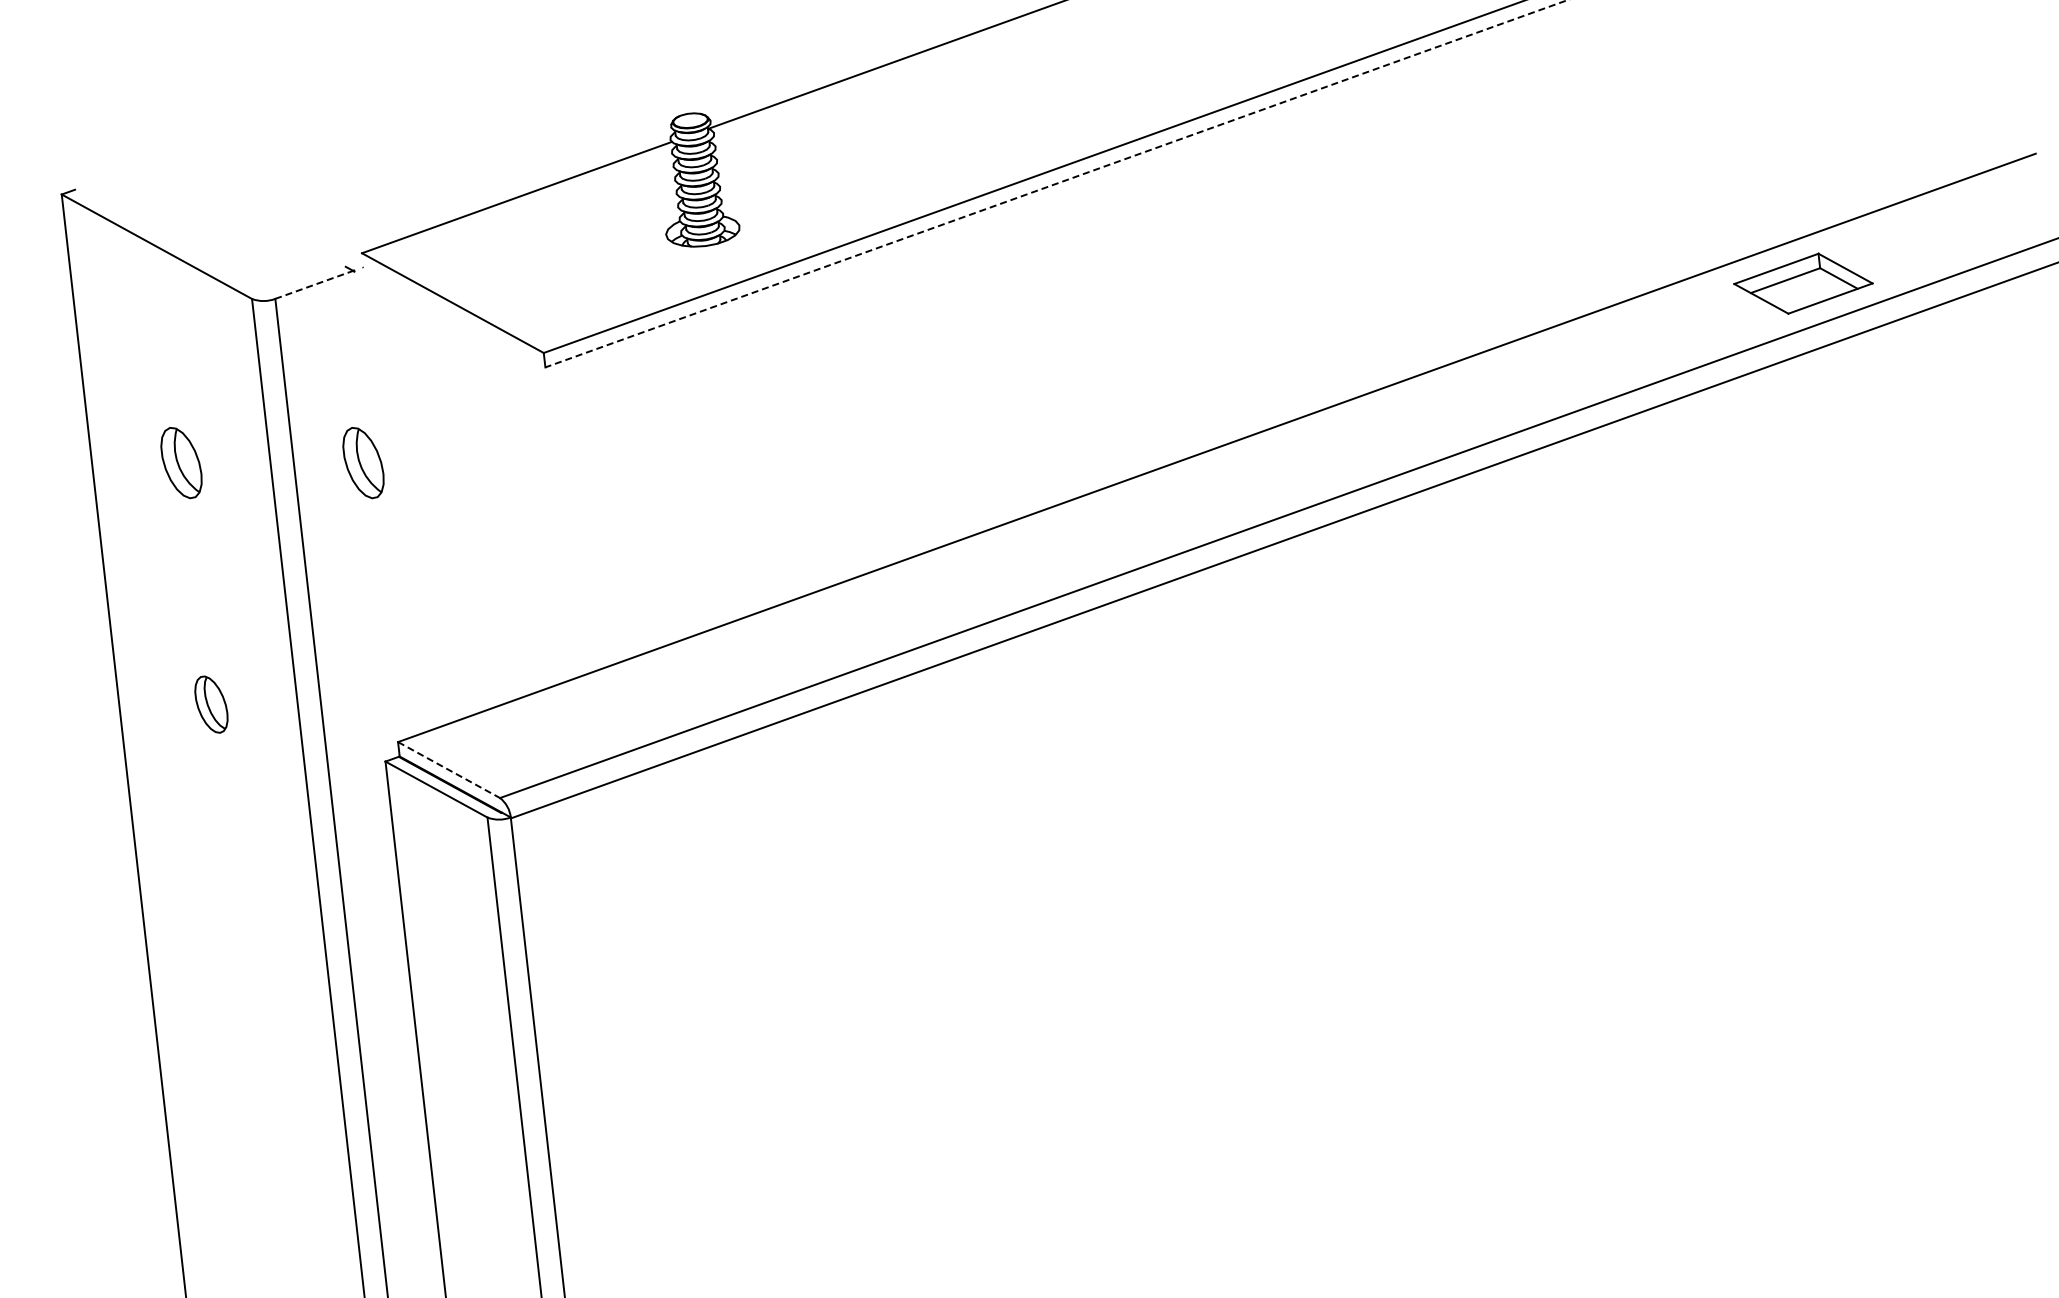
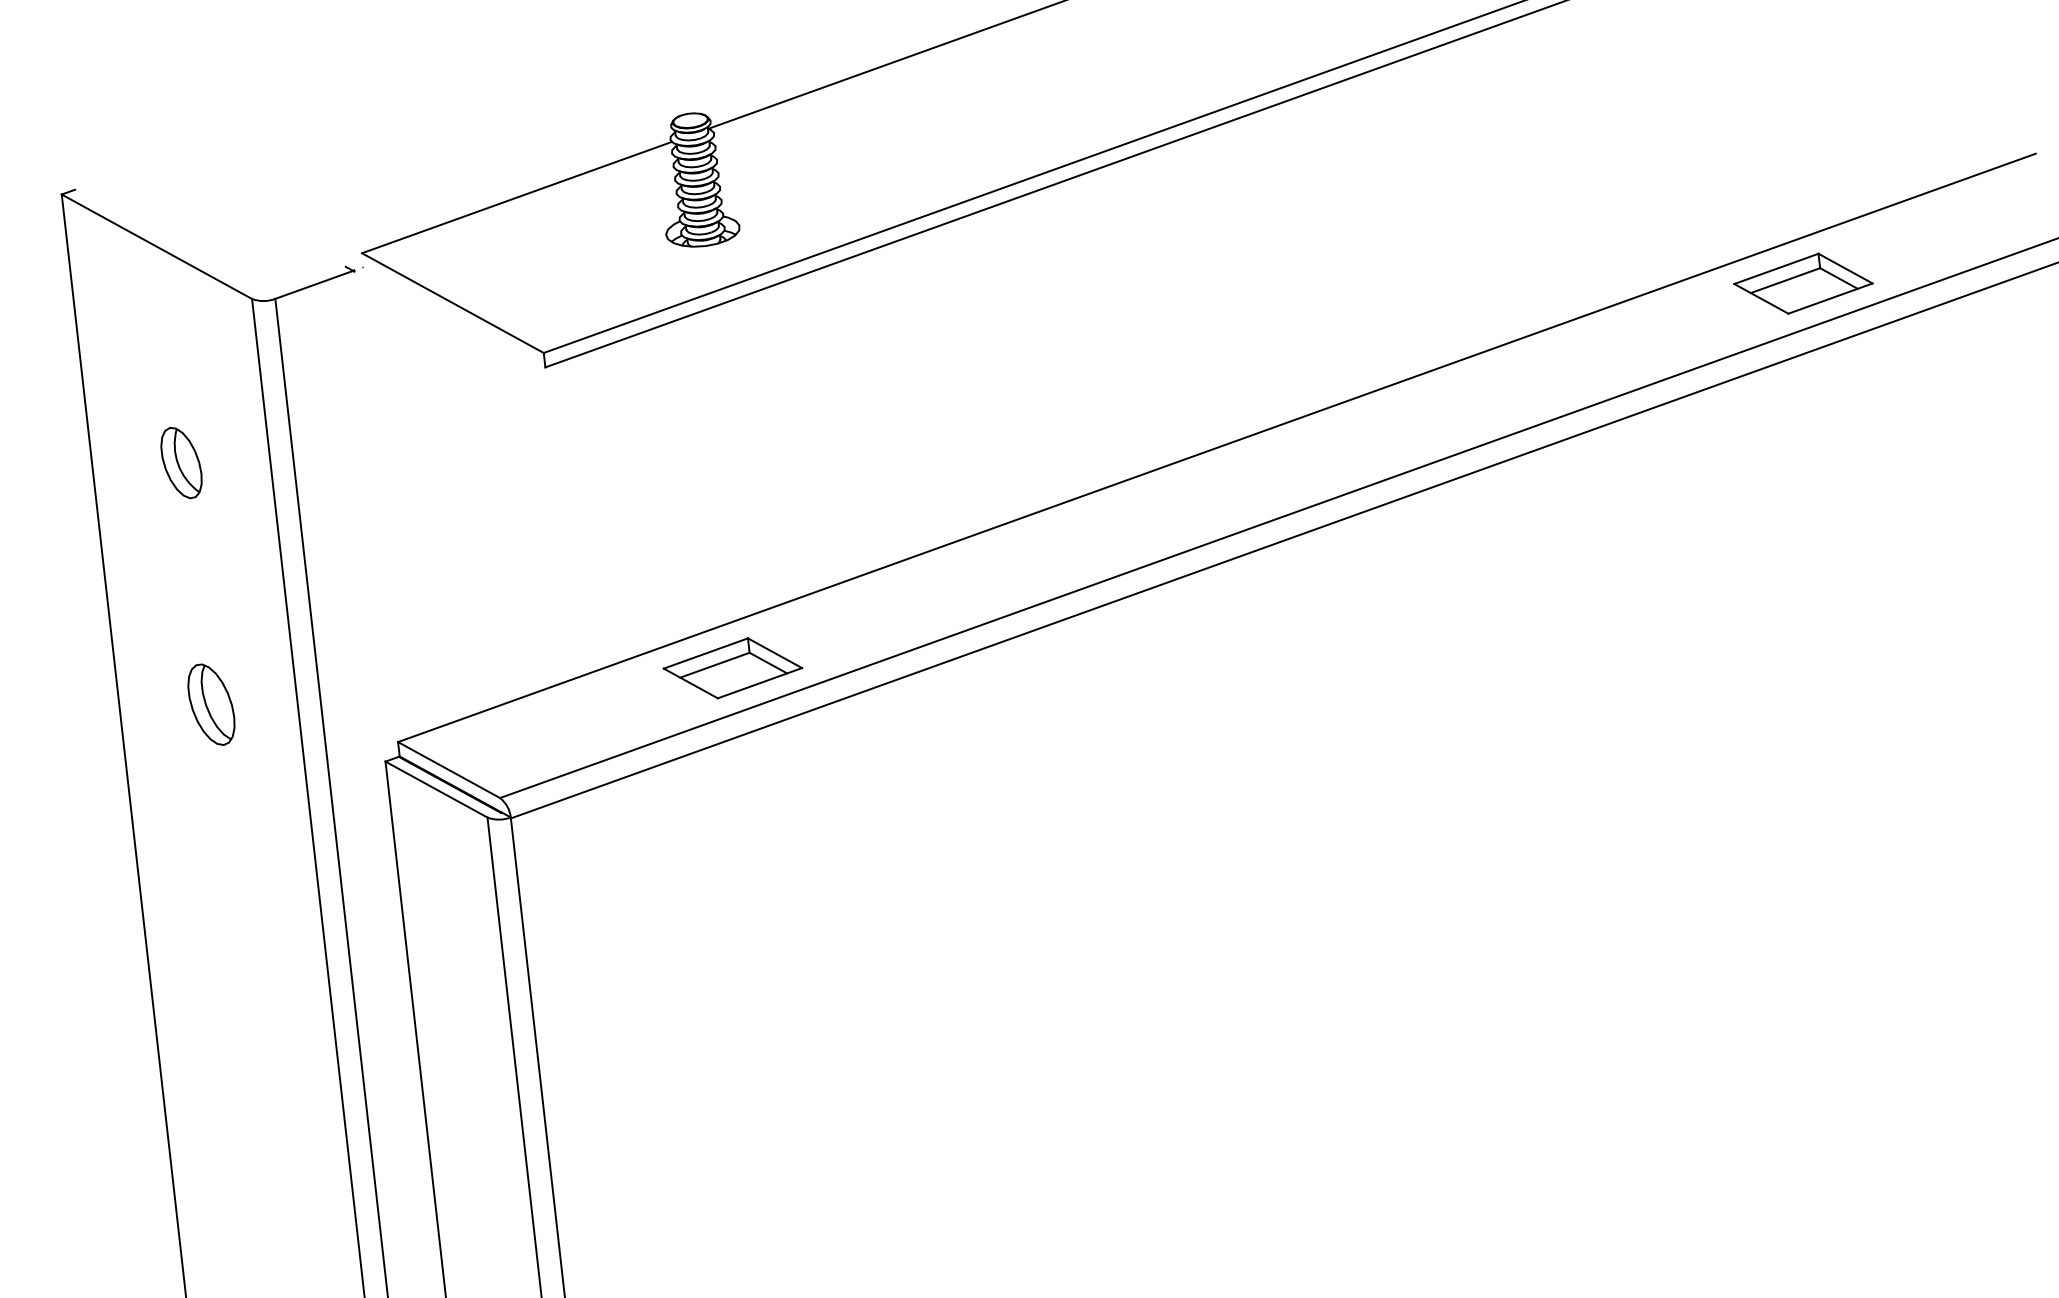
line: dashed -> solid (1056, 183)
line: dashed -> solid (314, 284)
part: present -> none (363, 463)
part: none -> present (732, 668)
part size: 35x59 px -> 49x83 px (211, 704)
line: dashed -> solid (449, 770)
